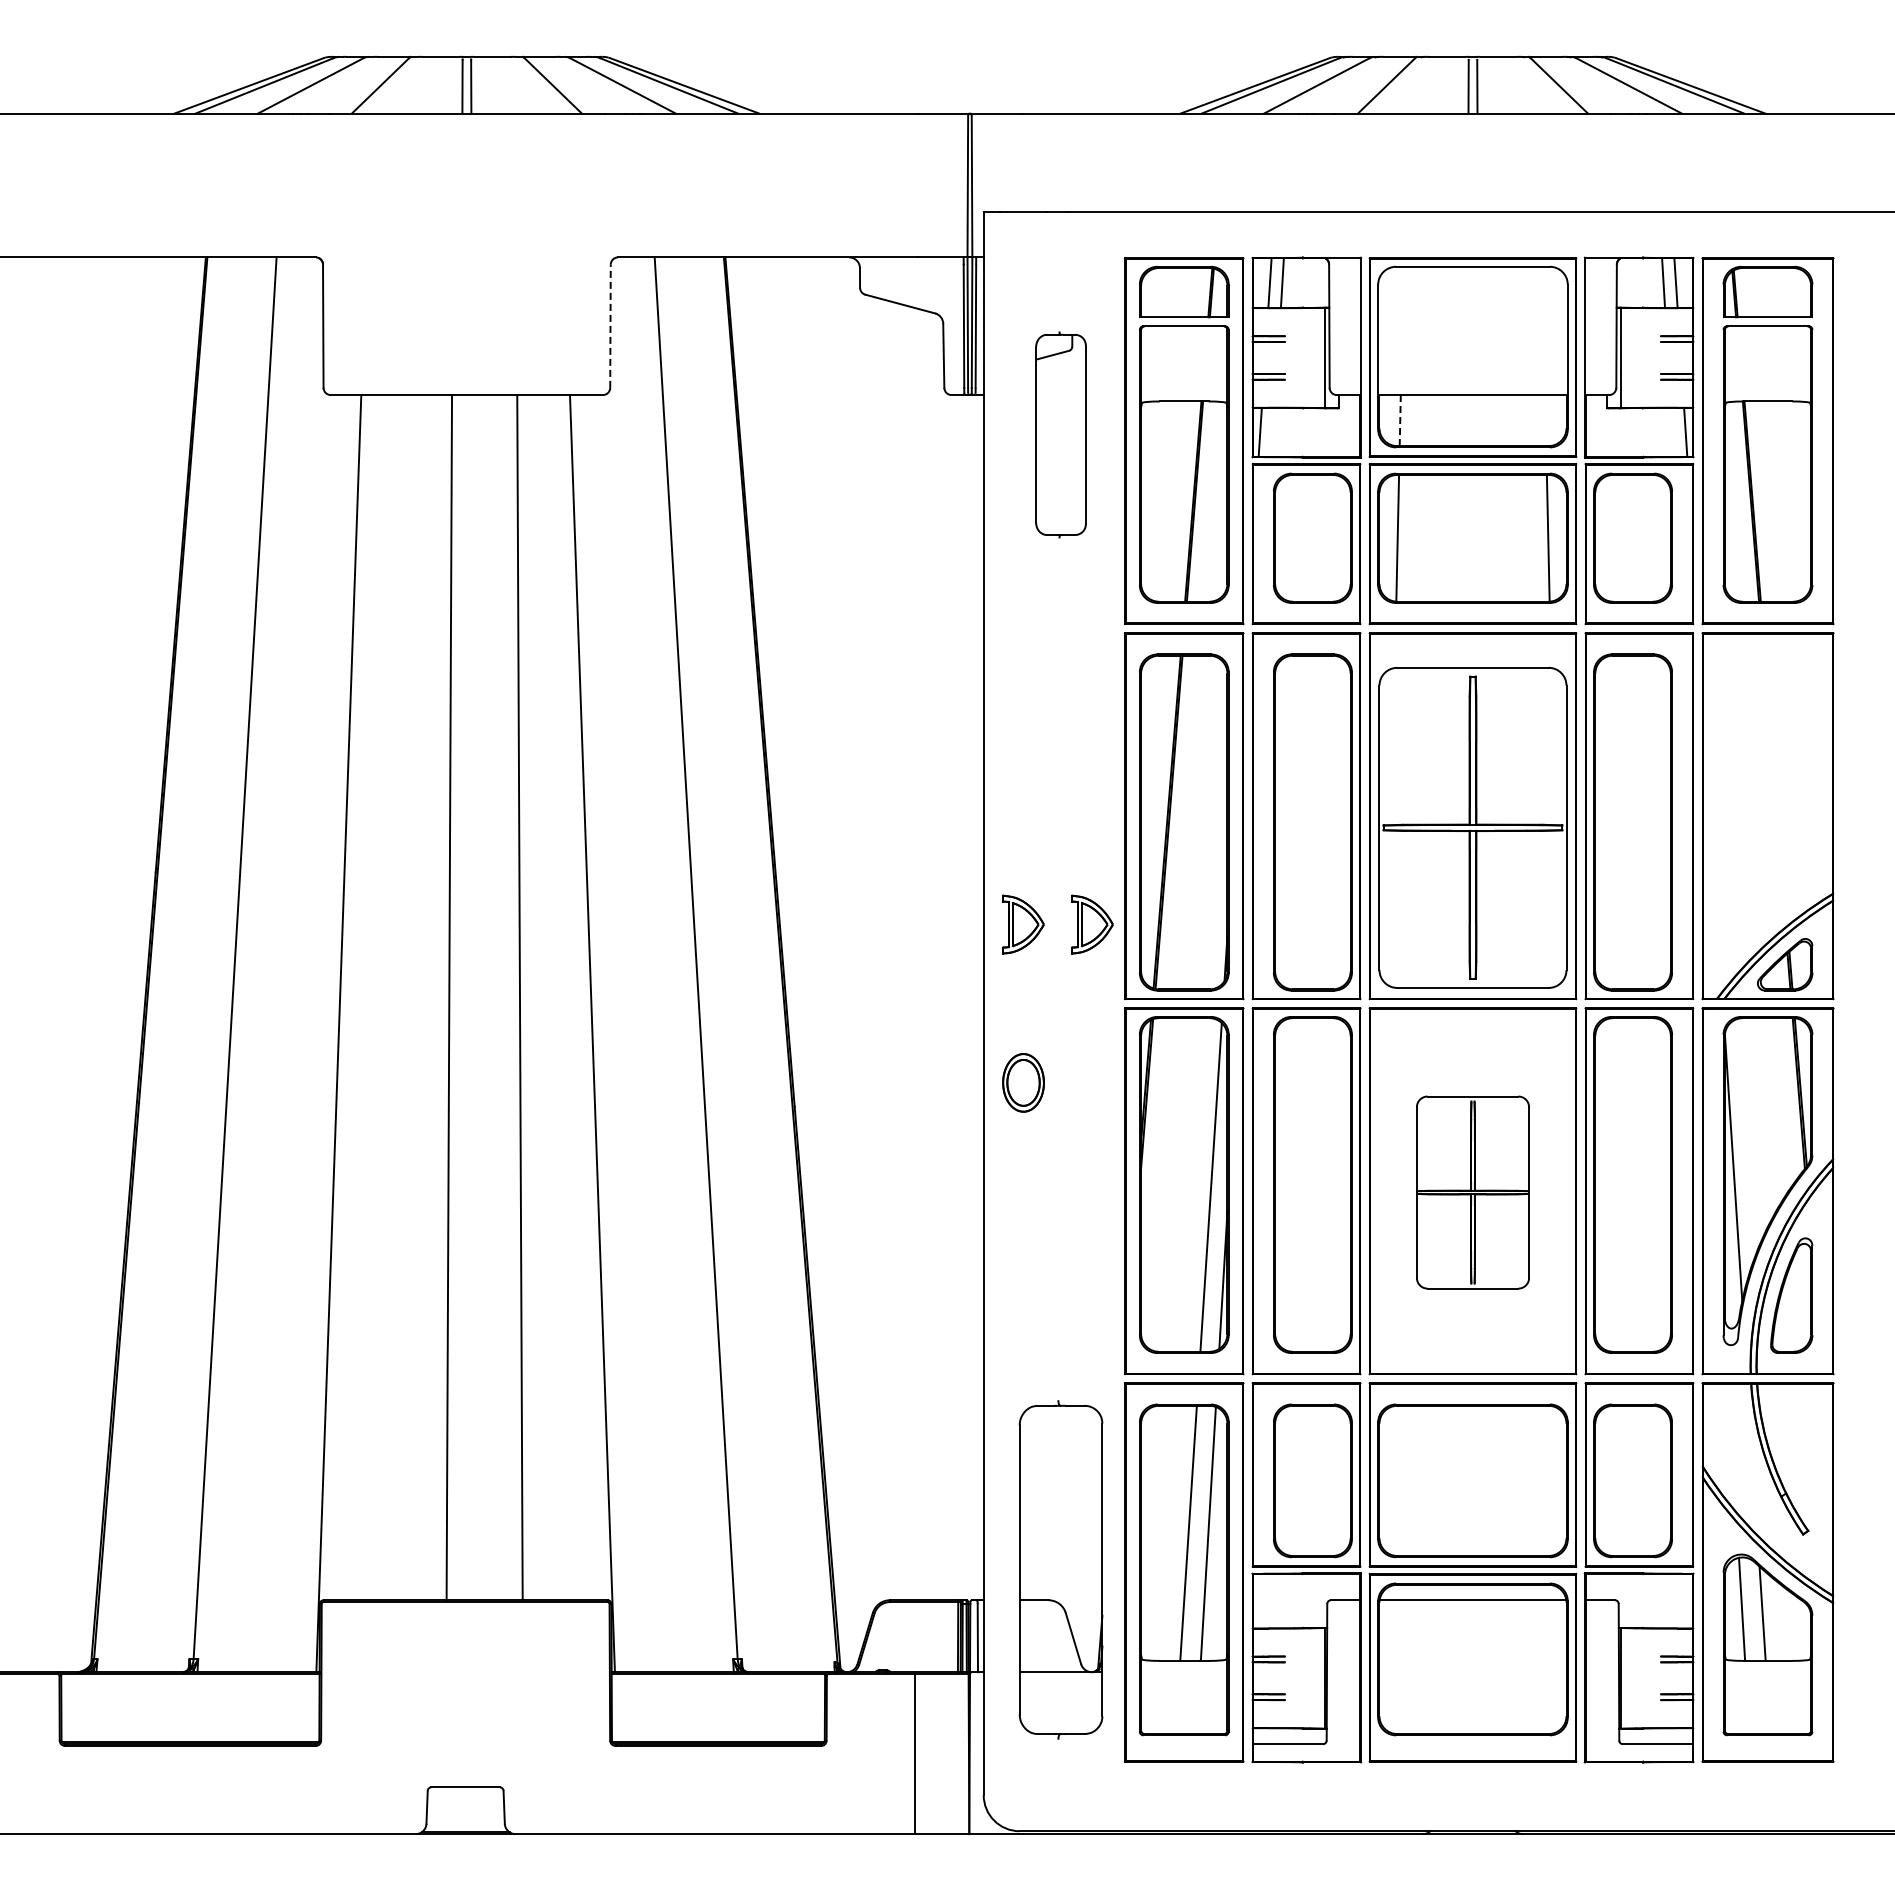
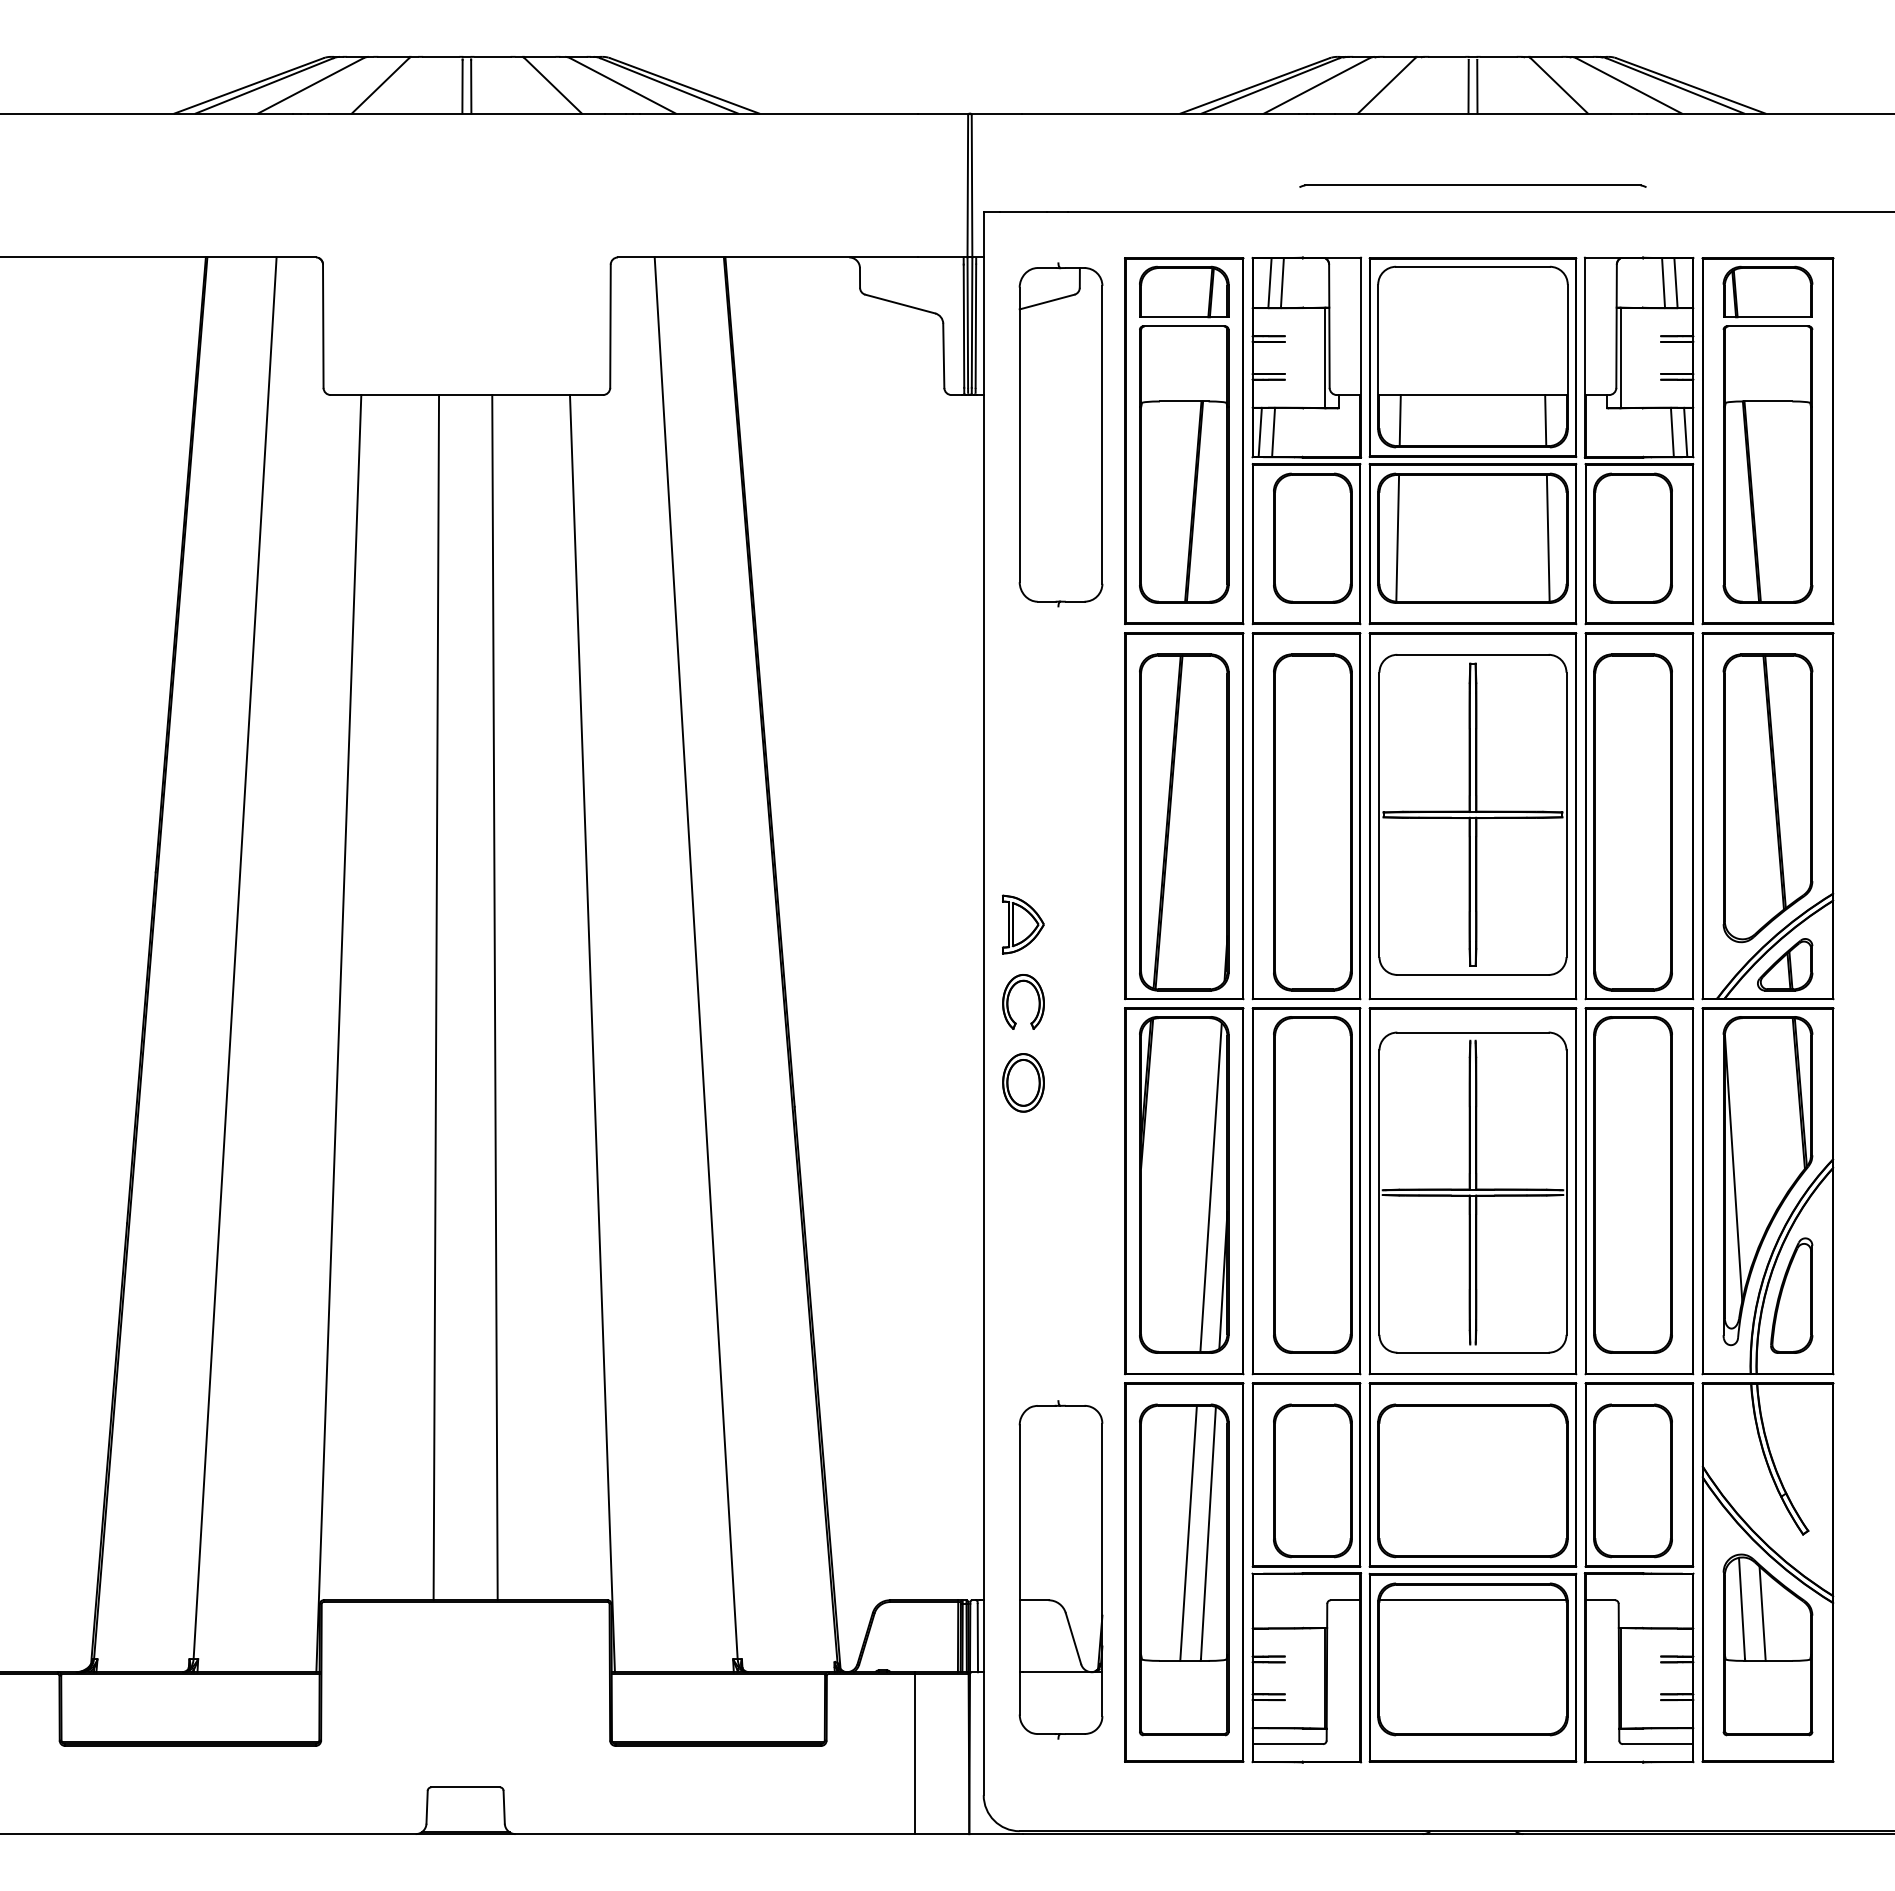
part: none -> present (1472, 185)
line: dashed -> solid (610, 326)
line: dashed -> solid (1400, 420)
line: none -> present (1545, 420)
line: none -> present (1273, 431)
line: none -> present (1671, 431)
part size: 52x208 px -> 86x346 px (1060, 434)
part: none -> present (1767, 798)
part position: (1472, 827) -> (1472, 814) (1472, 814)
part: present -> none (1092, 924)
part: none -> present (1009, 996)
line position: (449, 997) -> (436, 997) (436, 997)
line position: (519, 997) -> (494, 997) (494, 997)
part size: 114x195 px -> 190x323 px (1472, 1192)
